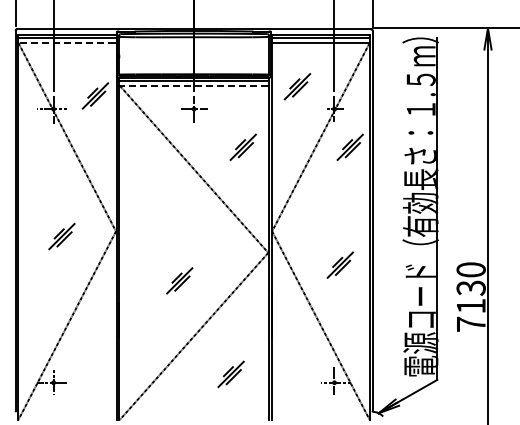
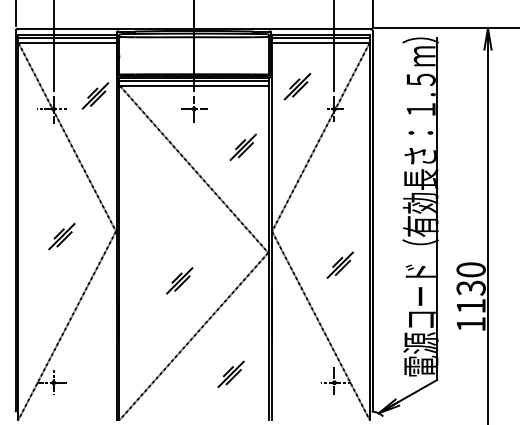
line: dashed -> solid (66, 42)
line: dashed -> solid (194, 85)
part: present -> none (349, 146)
text: 7130 -> 1130 (471, 323)
